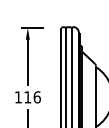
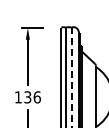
line: solid -> dashed (71, 77)
text: 116 -> 136 (27, 97)
